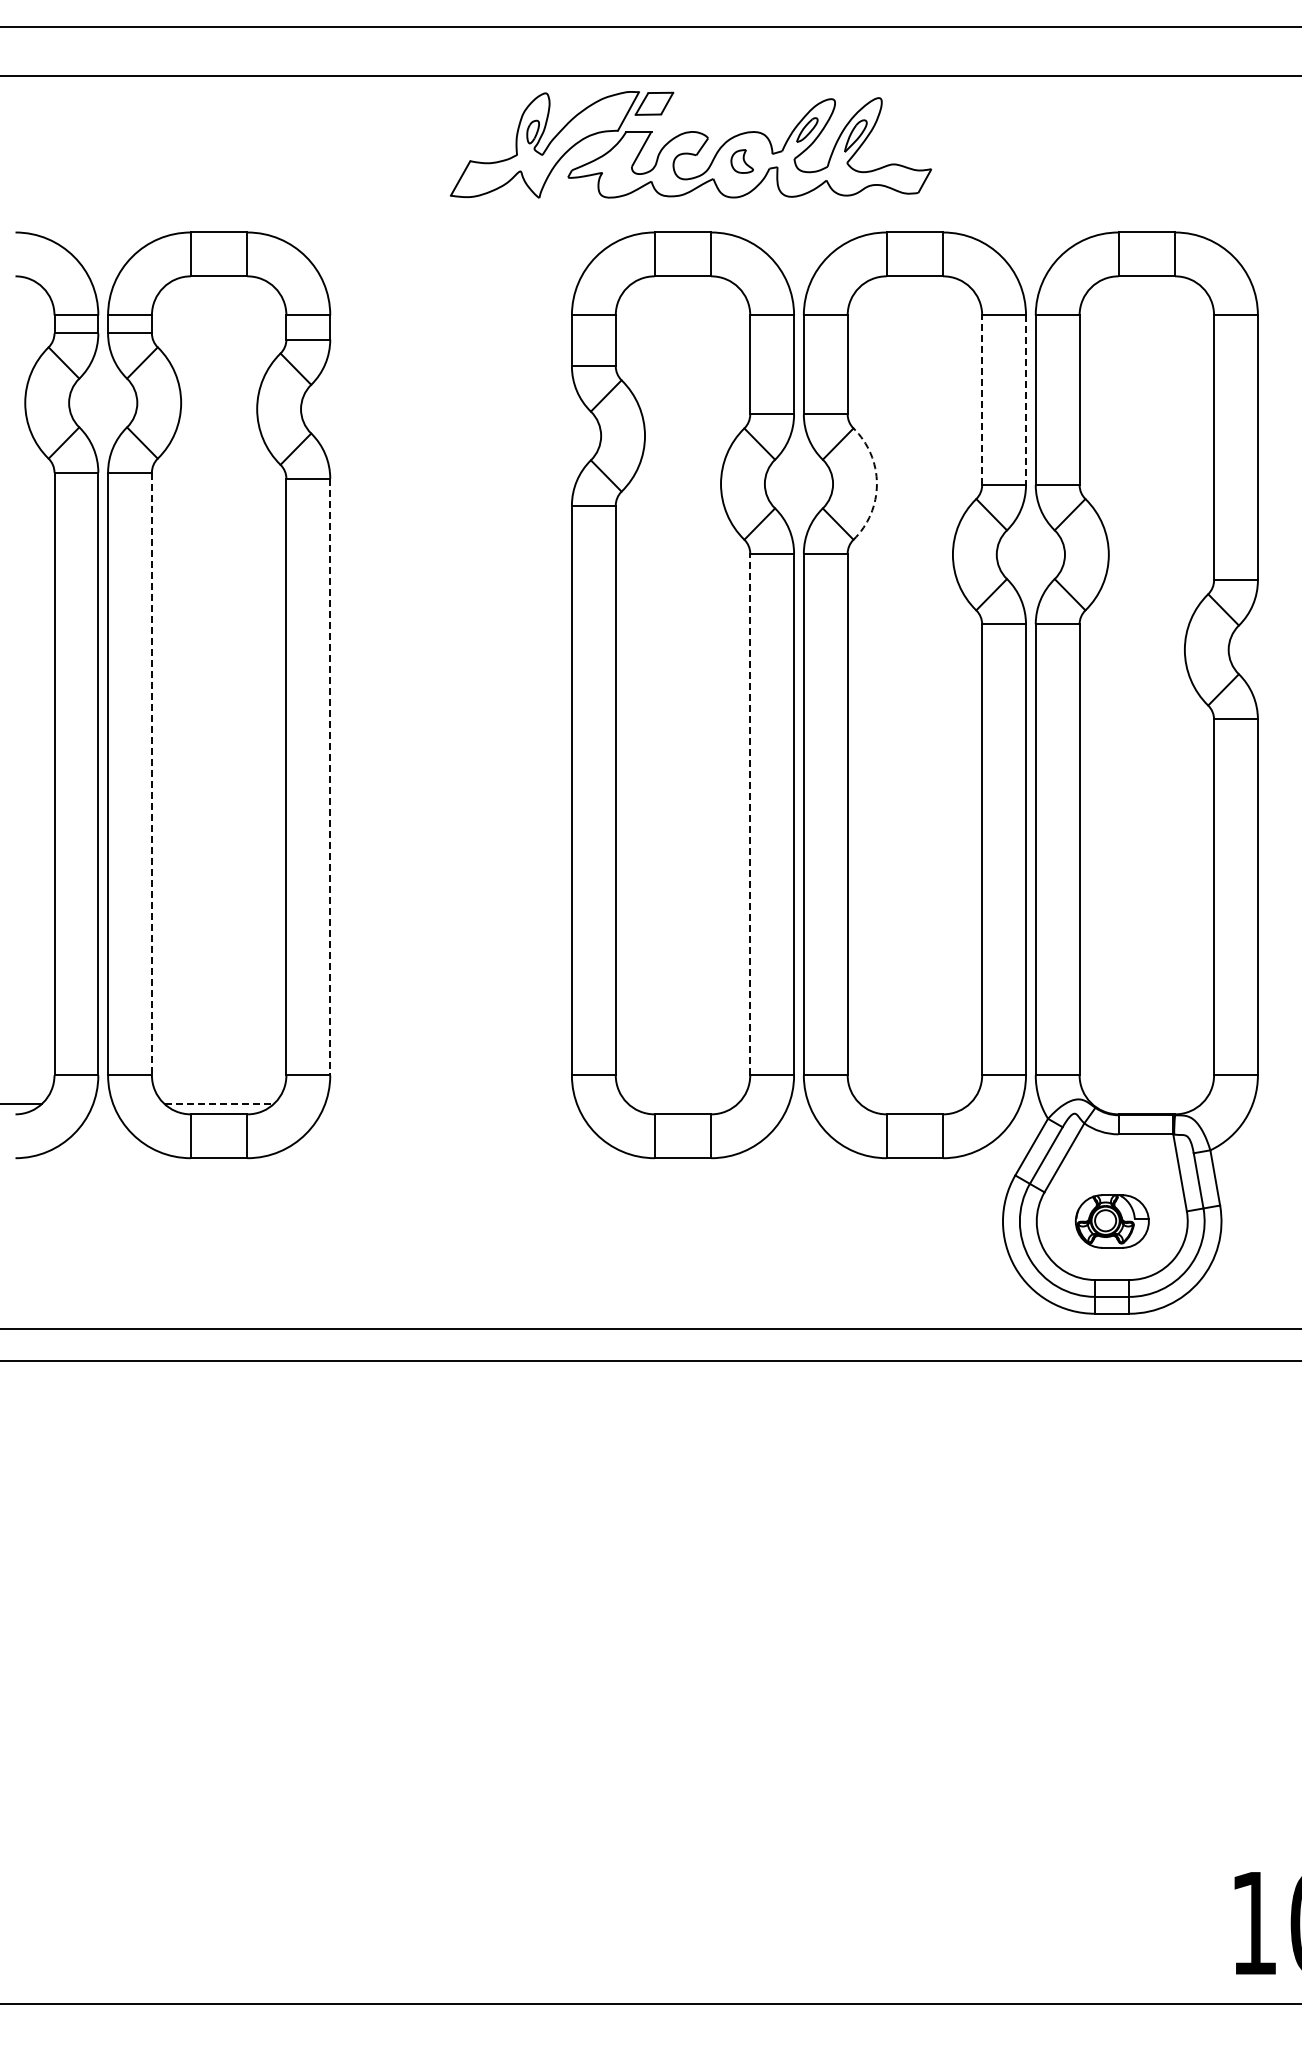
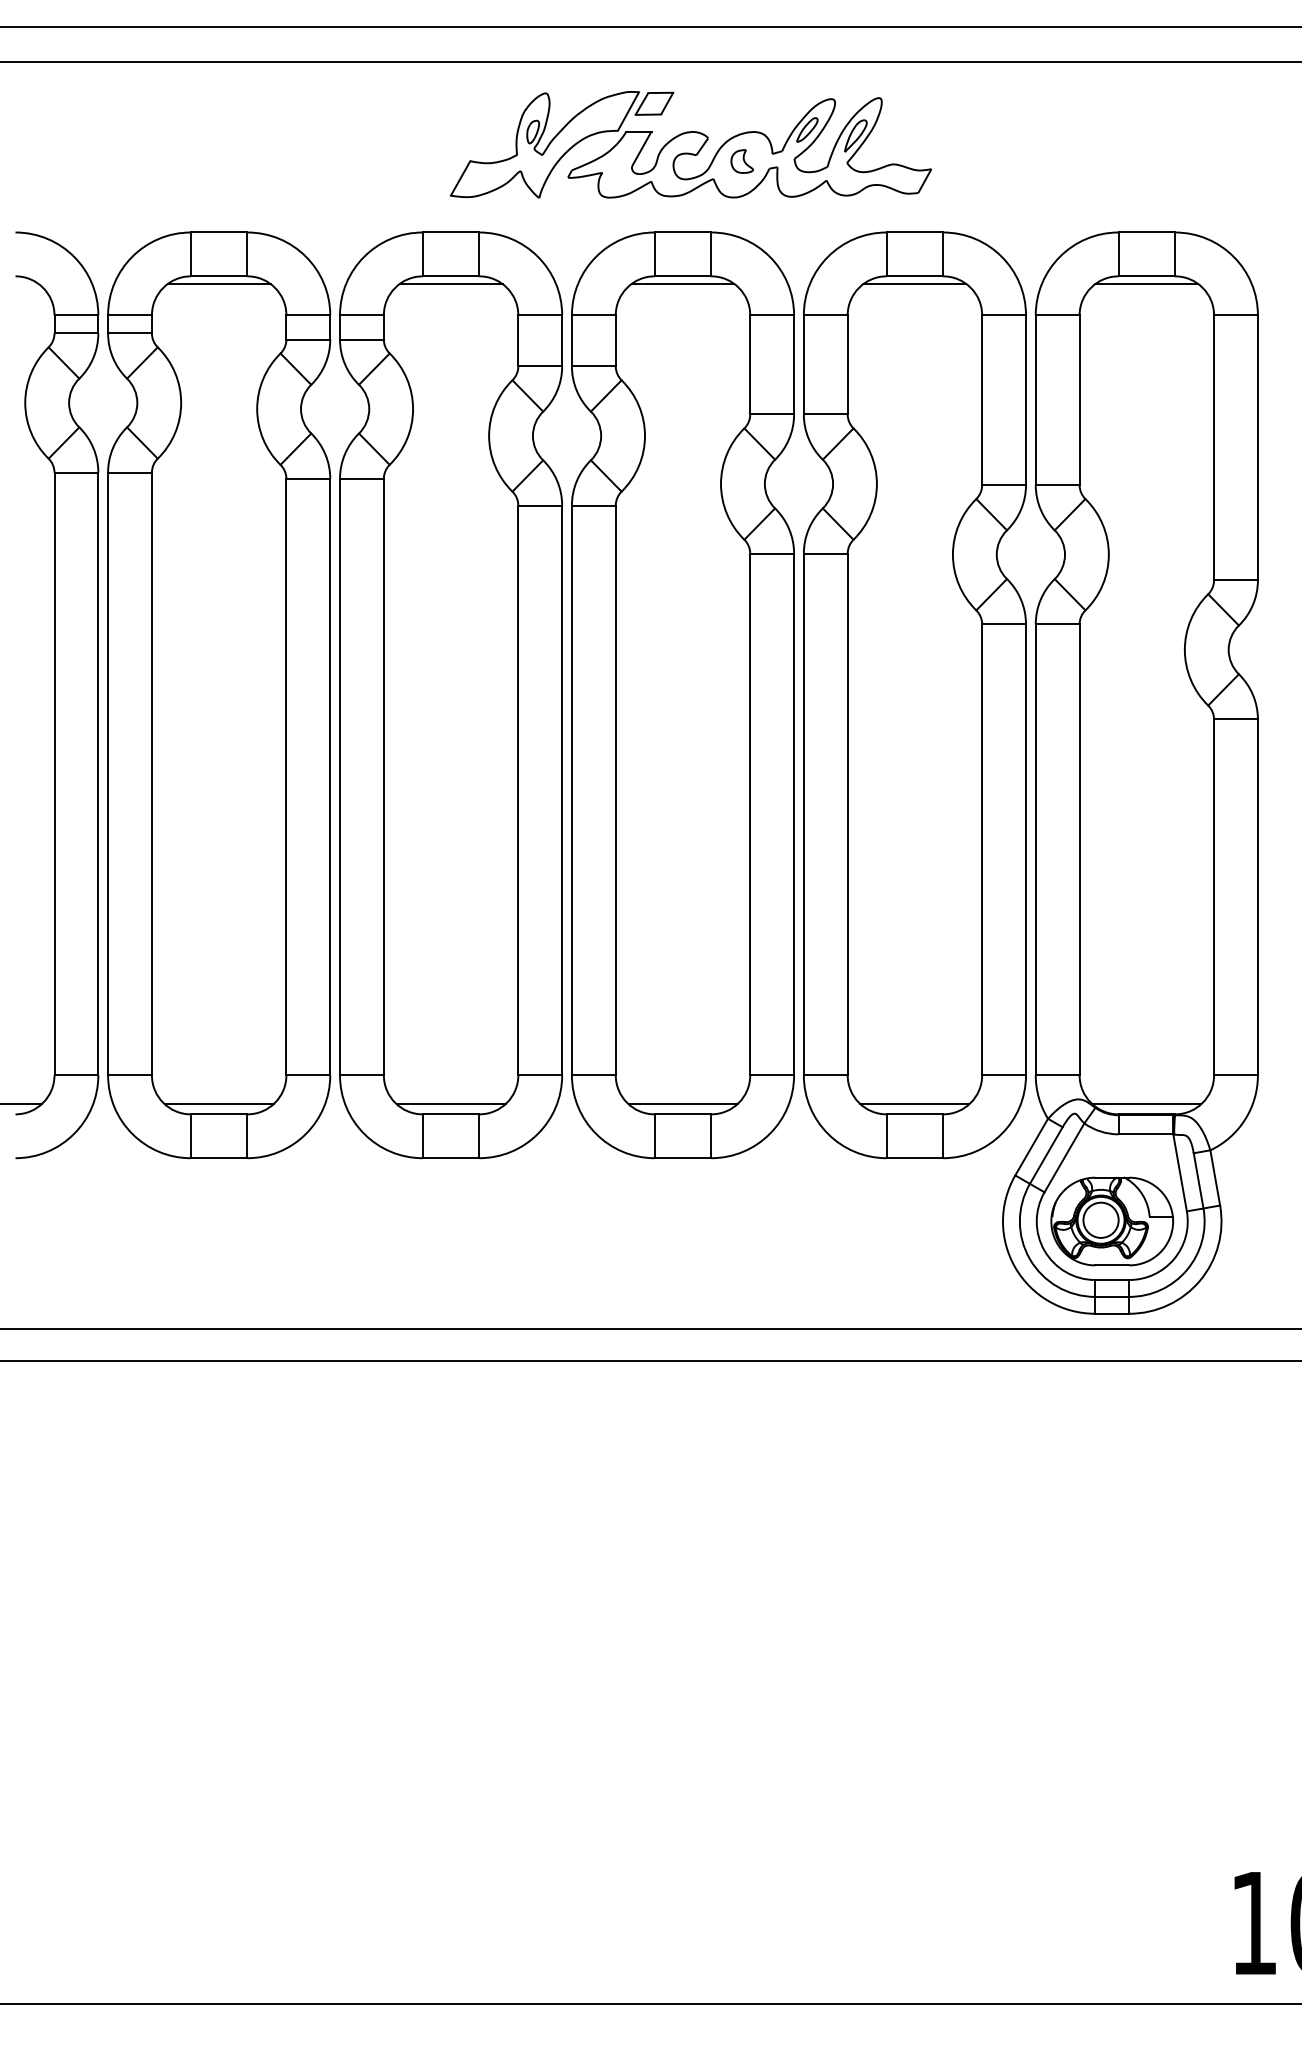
line position: (650, 75) -> (650, 61) (650, 61)
line: none -> present (218, 284)
line: none -> present (682, 284)
line: none -> present (914, 284)
line: none -> present (1146, 284)
line: dashed -> solid (982, 400)
line: dashed -> solid (1026, 400)
arc: dashed -> solid (876, 484)
part: none -> present (451, 695)
line: dashed -> solid (151, 774)
line: dashed -> solid (330, 777)
line: dashed -> solid (750, 814)
line: dashed -> solid (219, 1104)
line: none -> present (682, 1104)
line: none -> present (914, 1104)
line: none -> present (1146, 1104)
part size: 76x55 px -> 125x91 px (1112, 1221)
